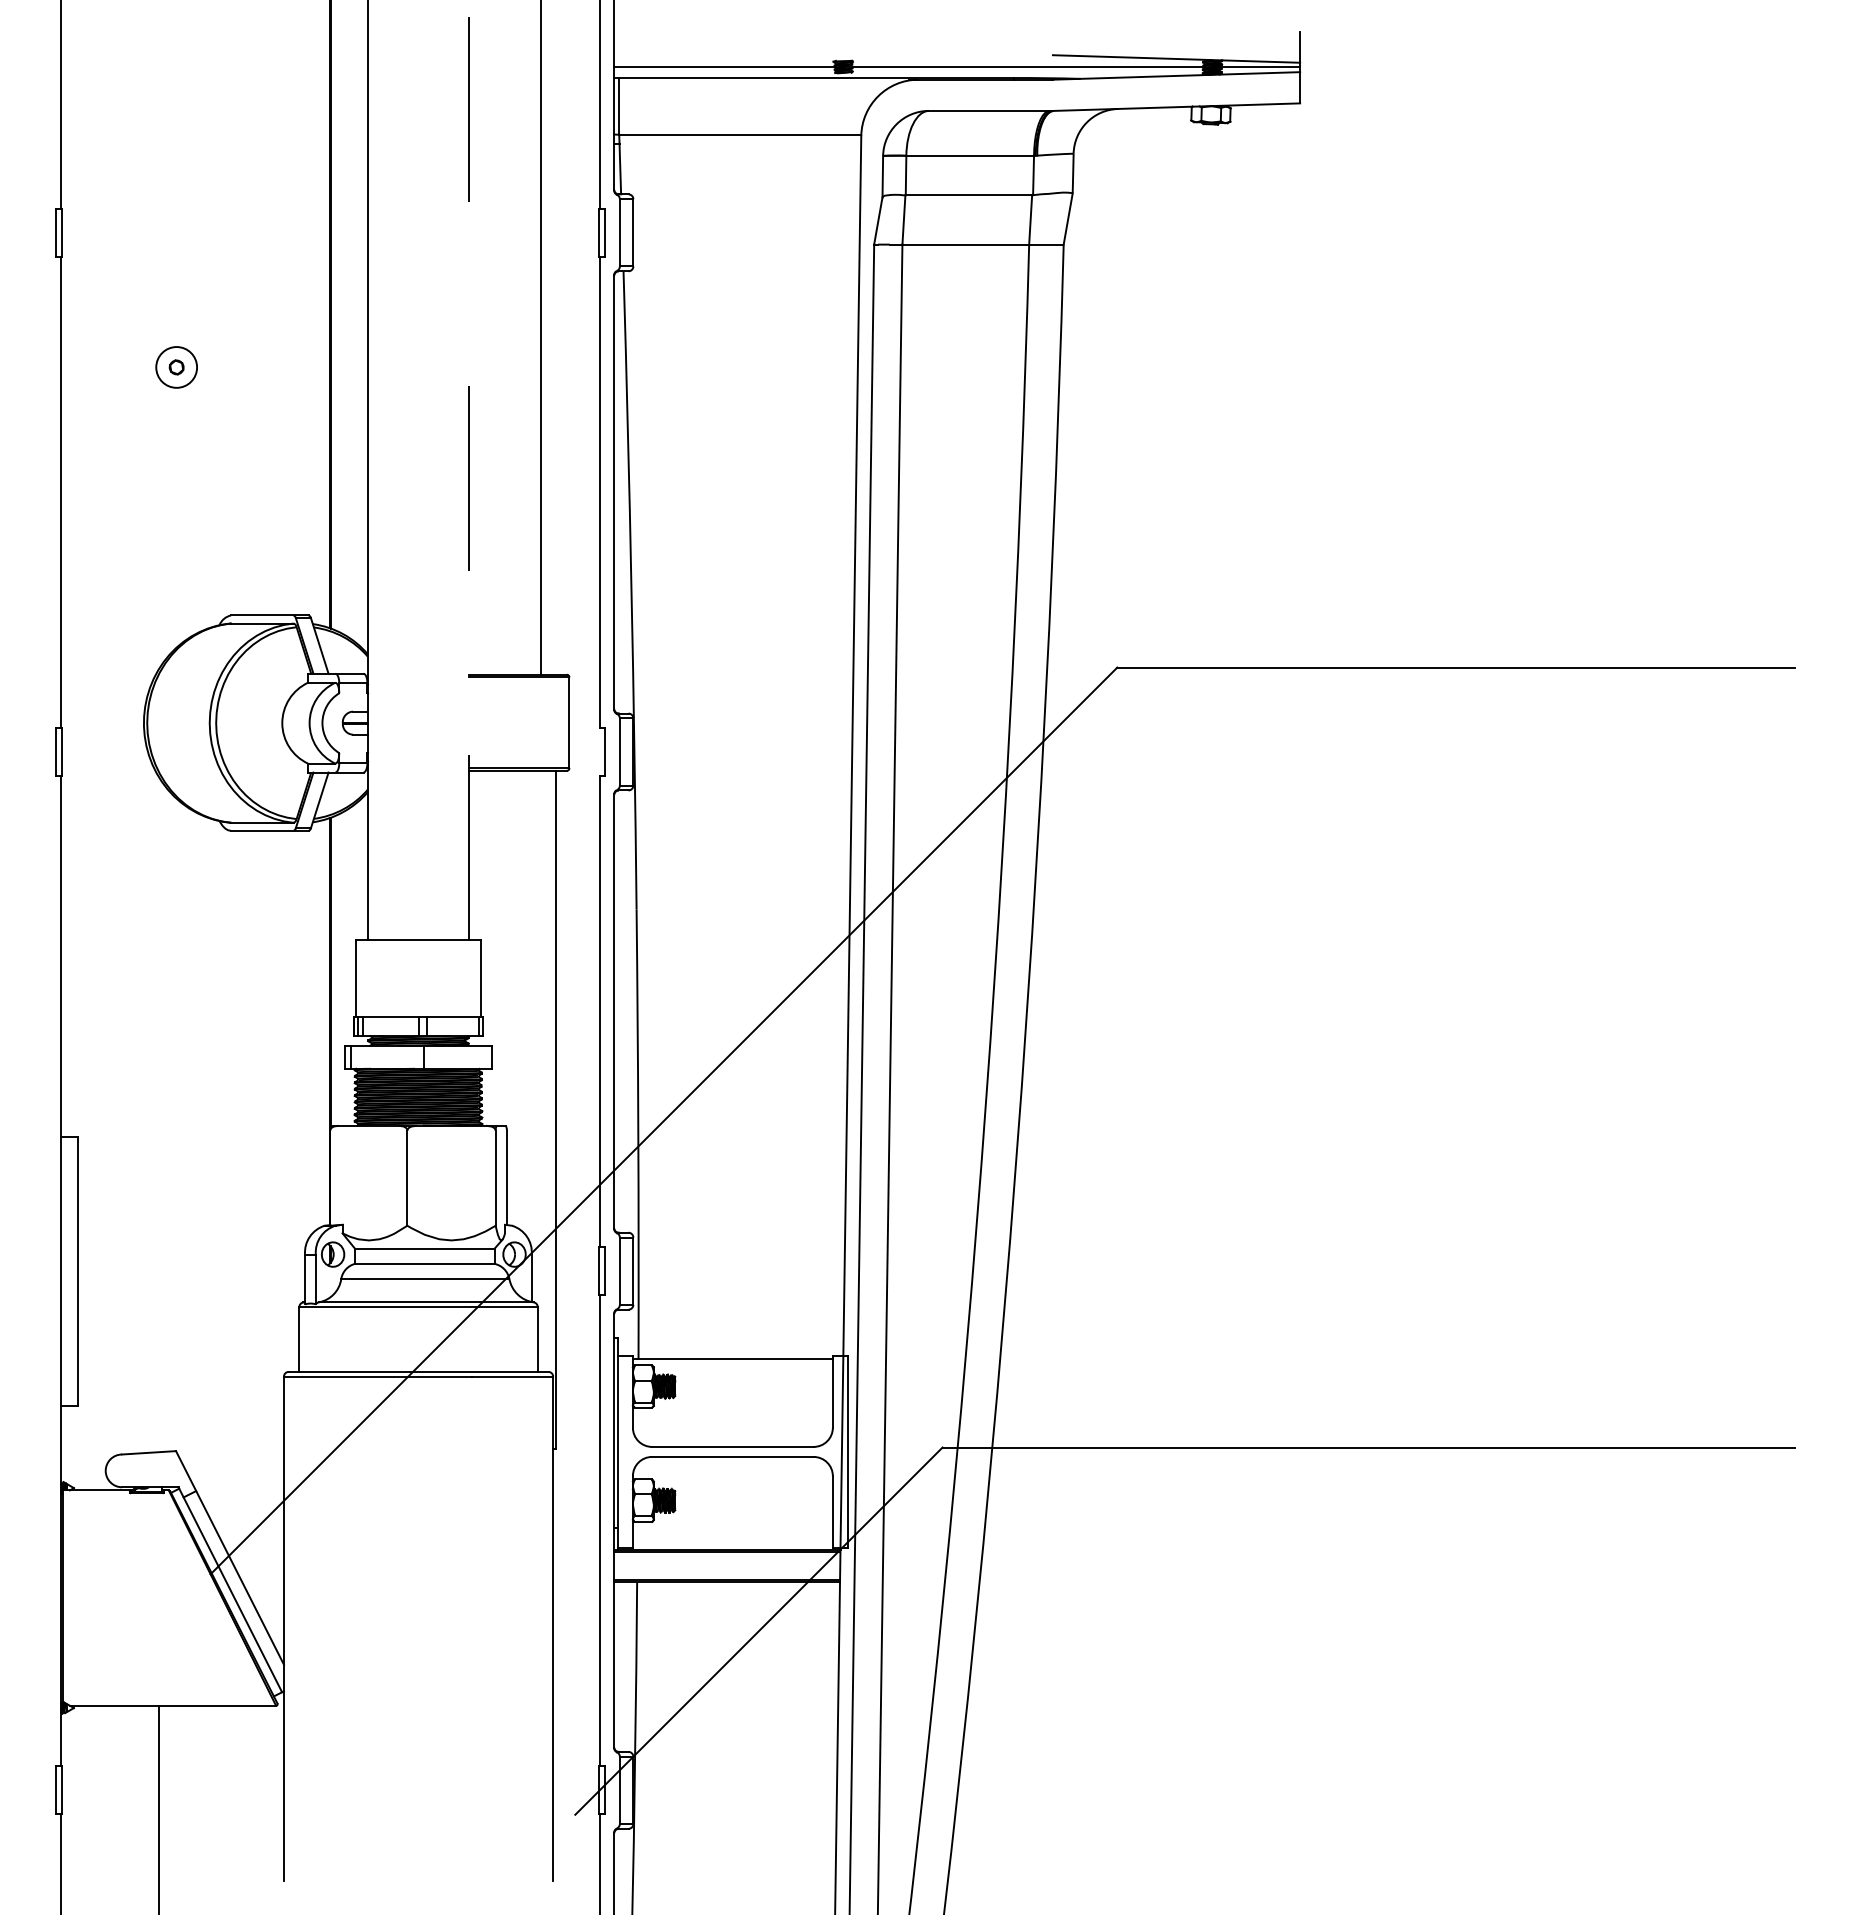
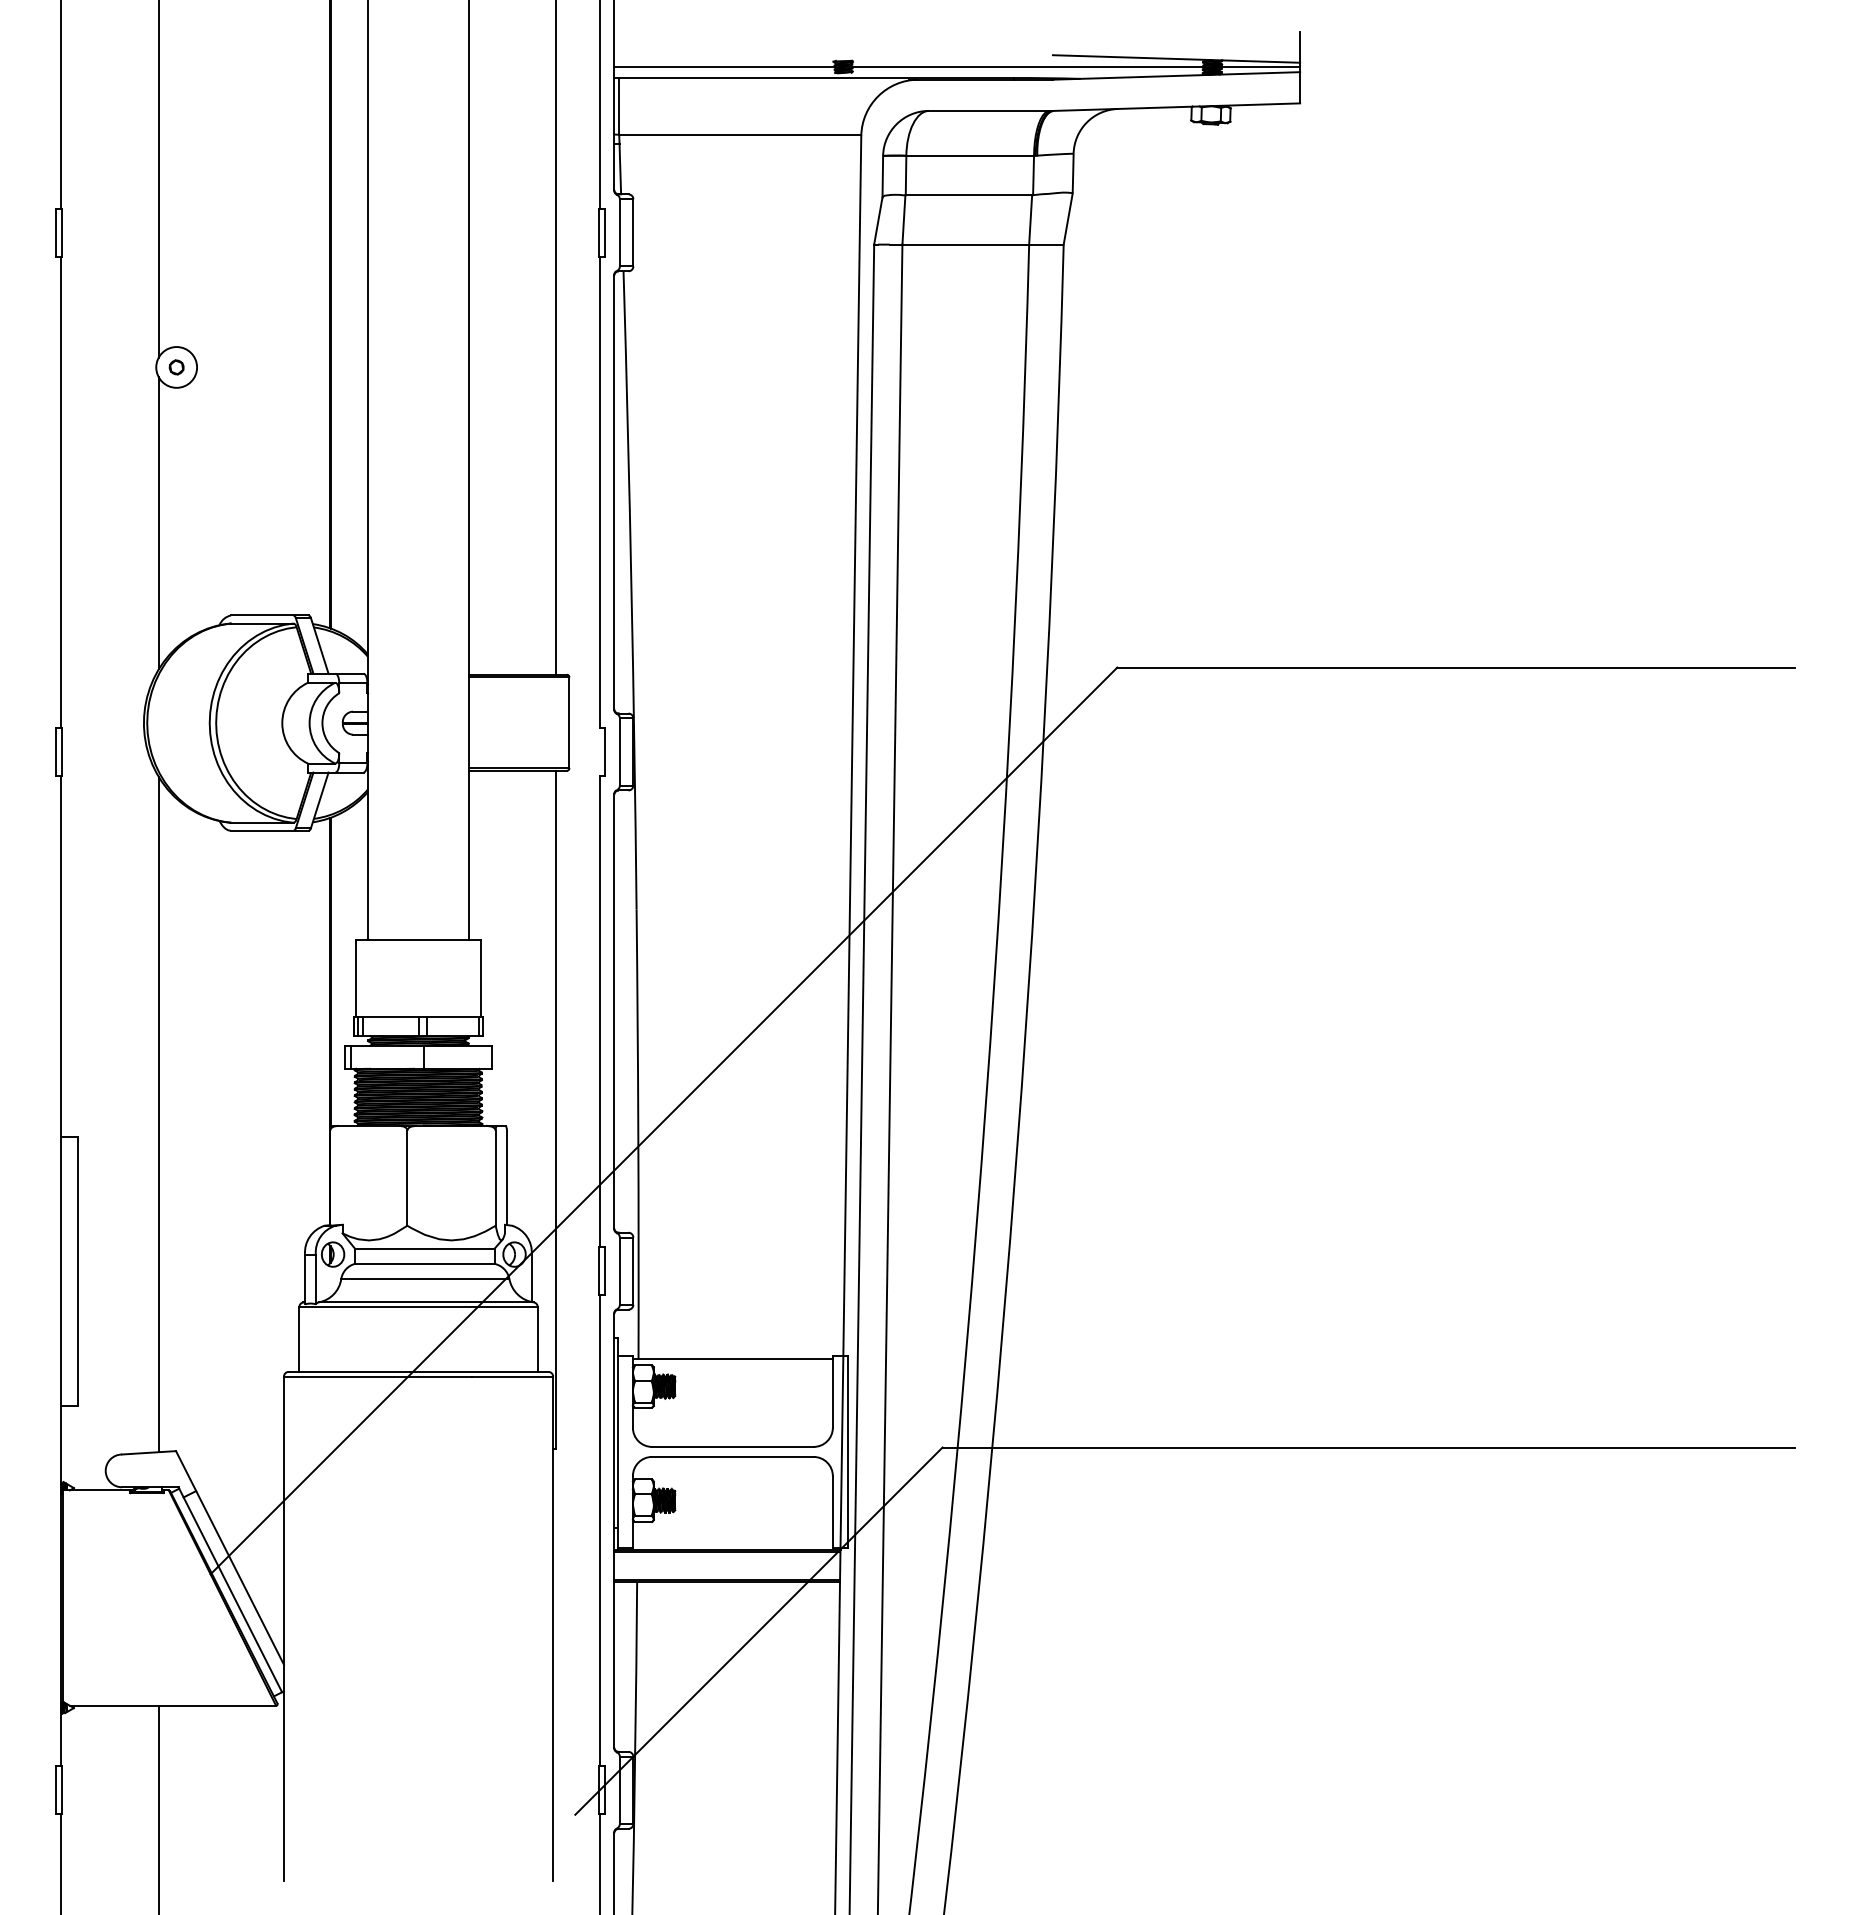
line: none -> present (158, 179)
line position: (541, 338) -> (556, 338) (556, 338)
line: dashed -> solid (469, 470)
line: none -> present (158, 523)
line: none -> present (158, 1114)
